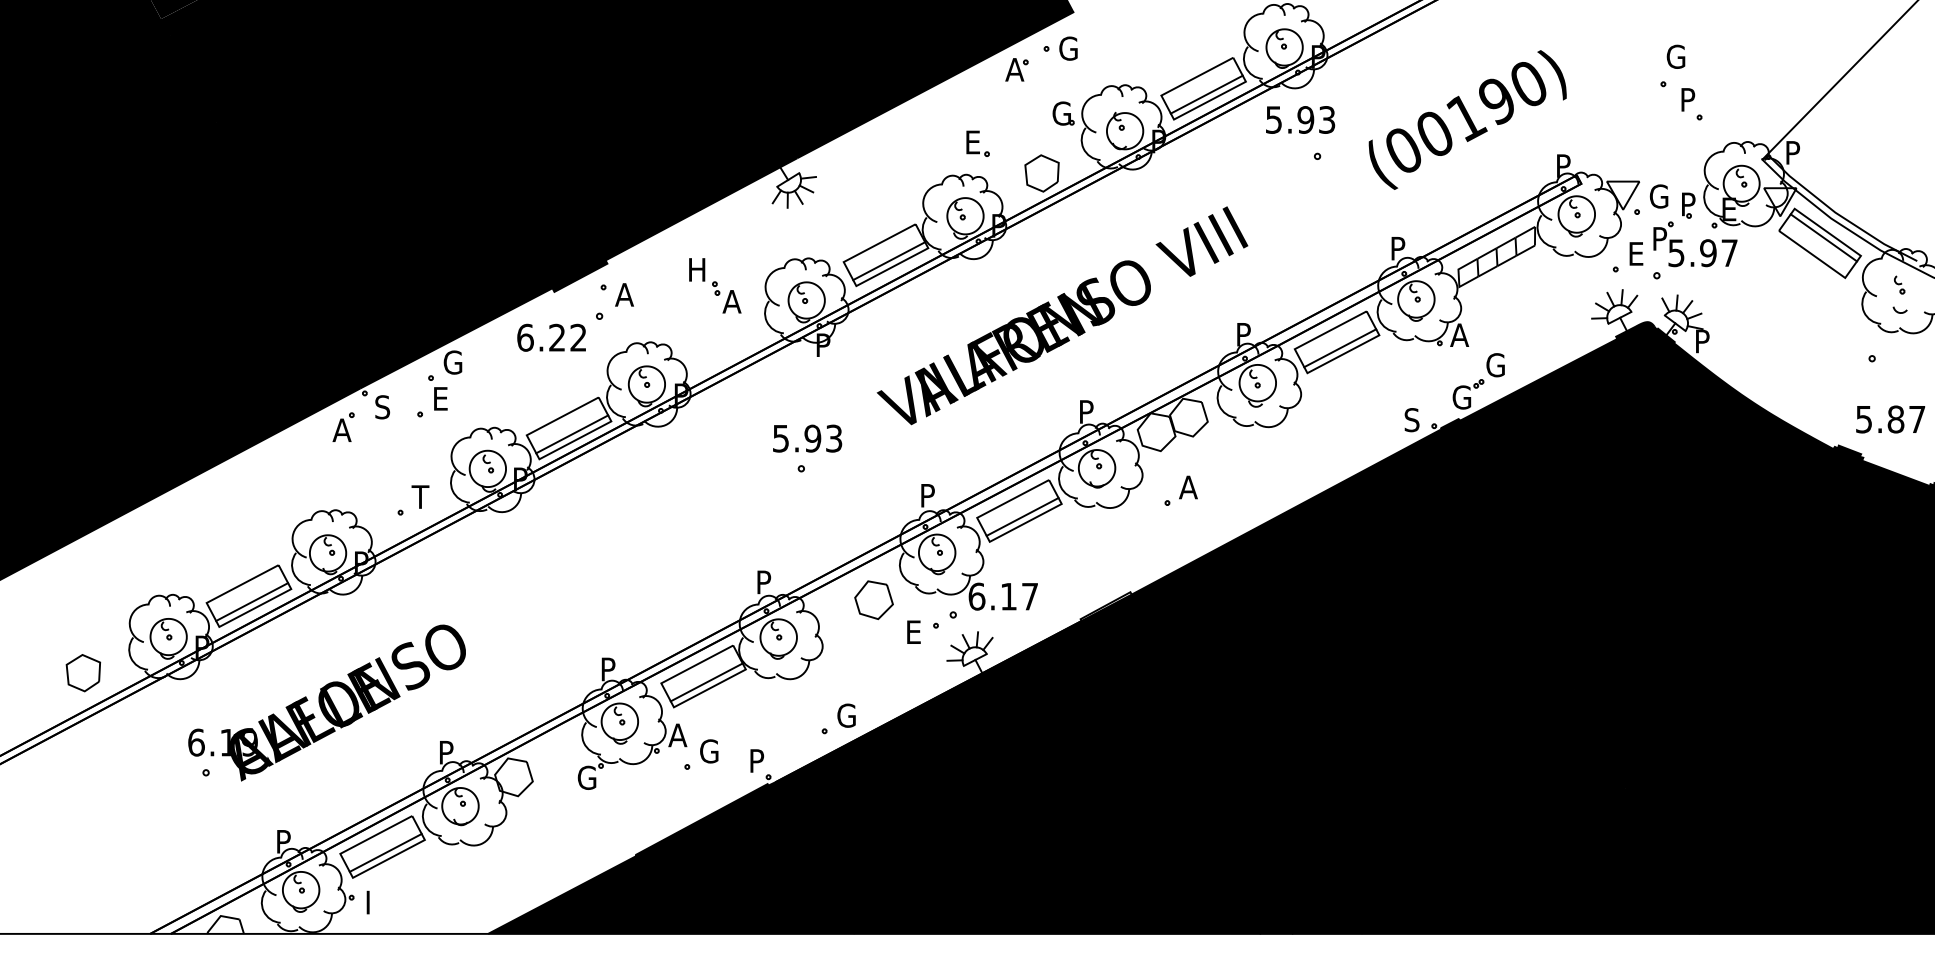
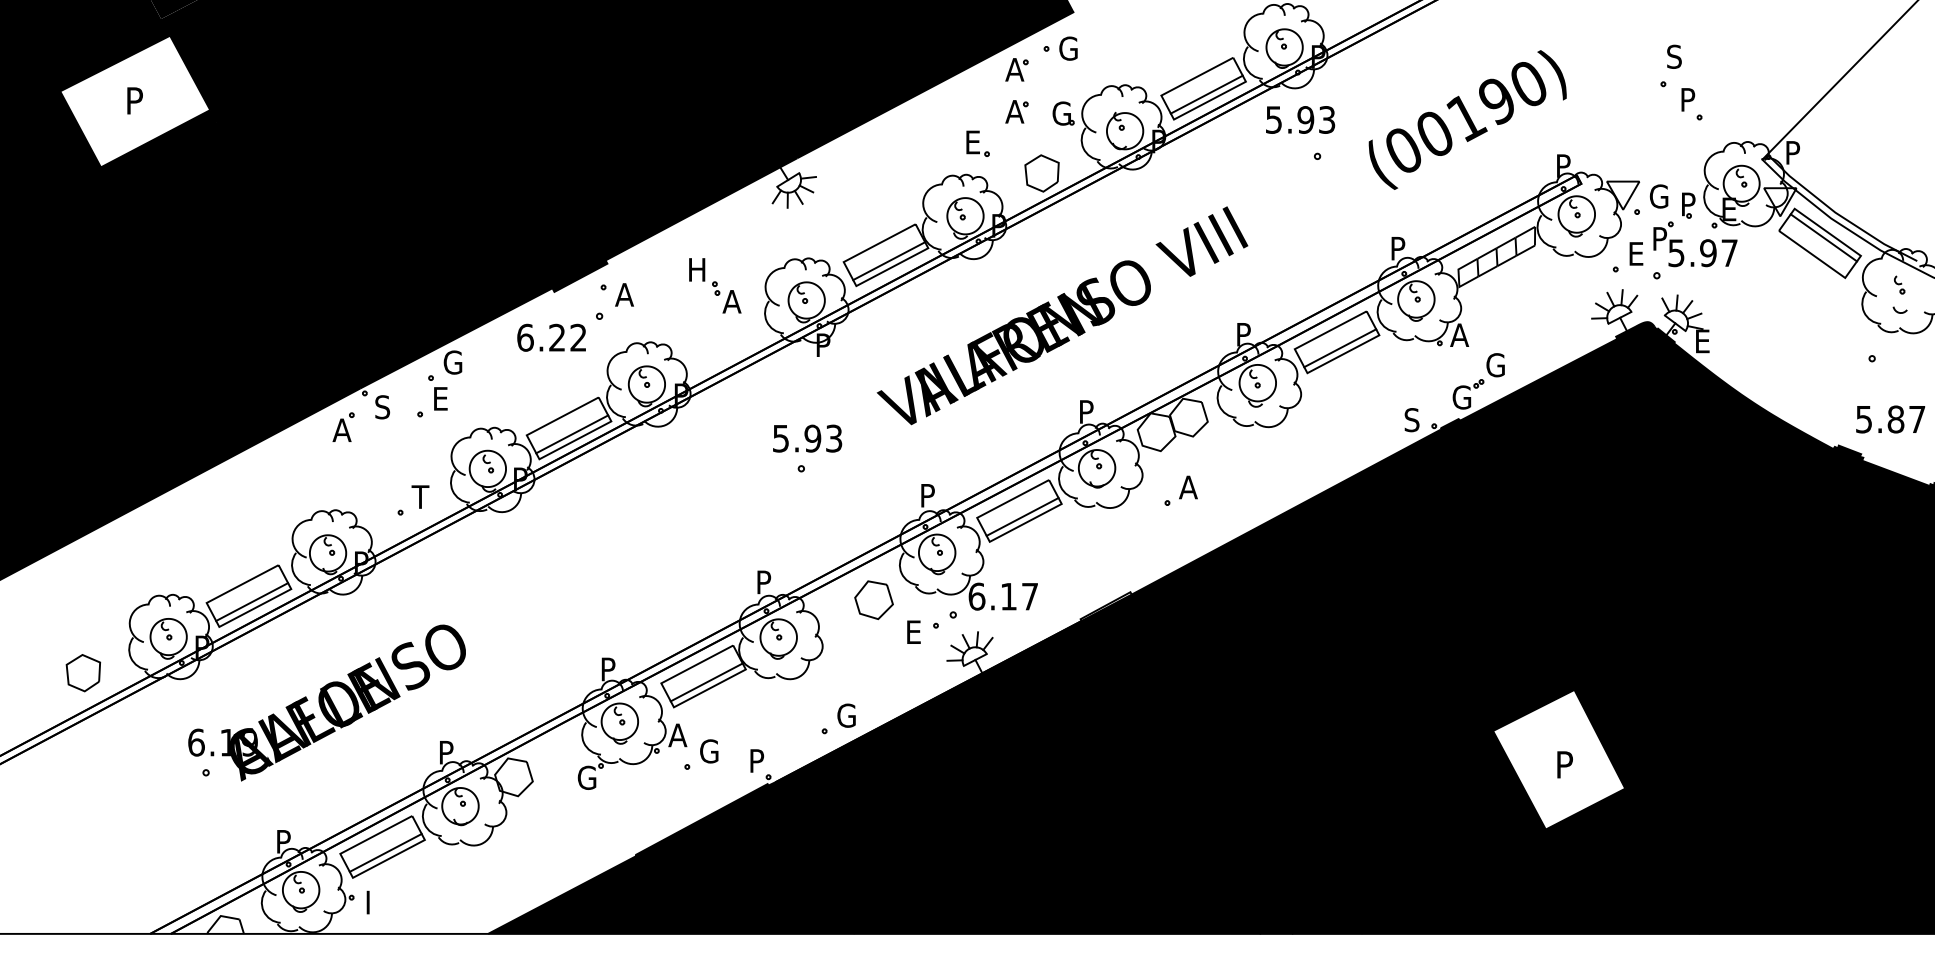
text: G -> S (1675, 56)
fill: present -> none (135, 101)
part: none -> present (1016, 111)
text: P -> E (1704, 341)
fill: present -> none (1559, 759)
